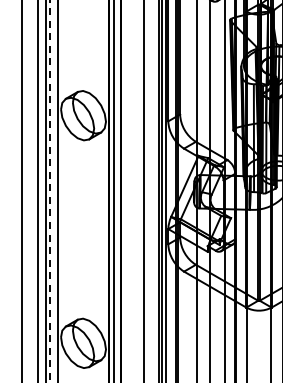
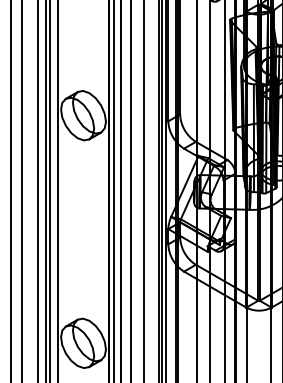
line: none -> present (10, 190)
line: none -> present (130, 190)
line: dashed -> solid (50, 192)
